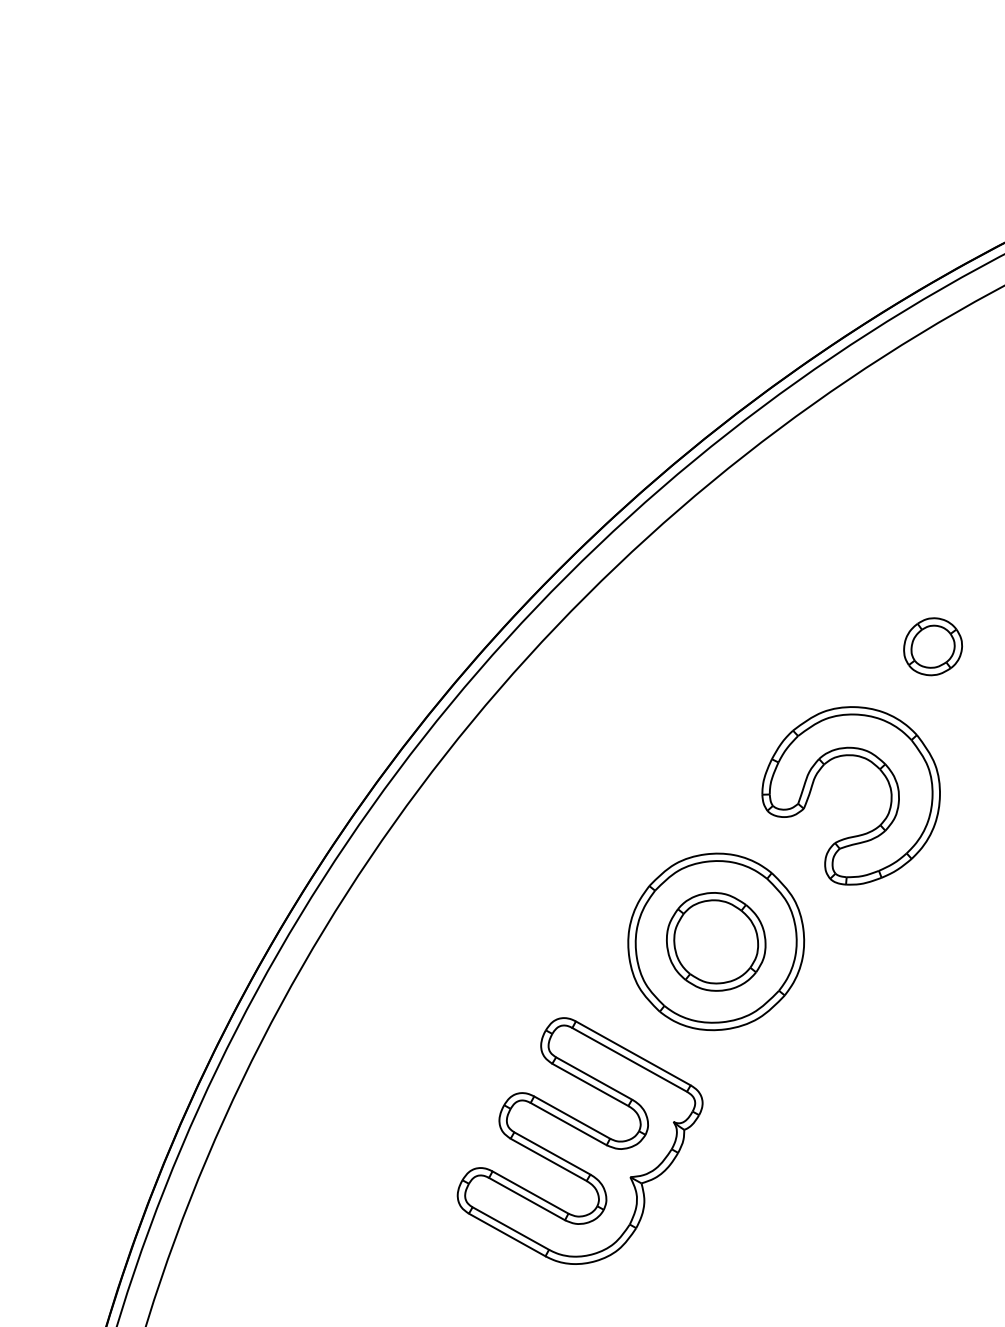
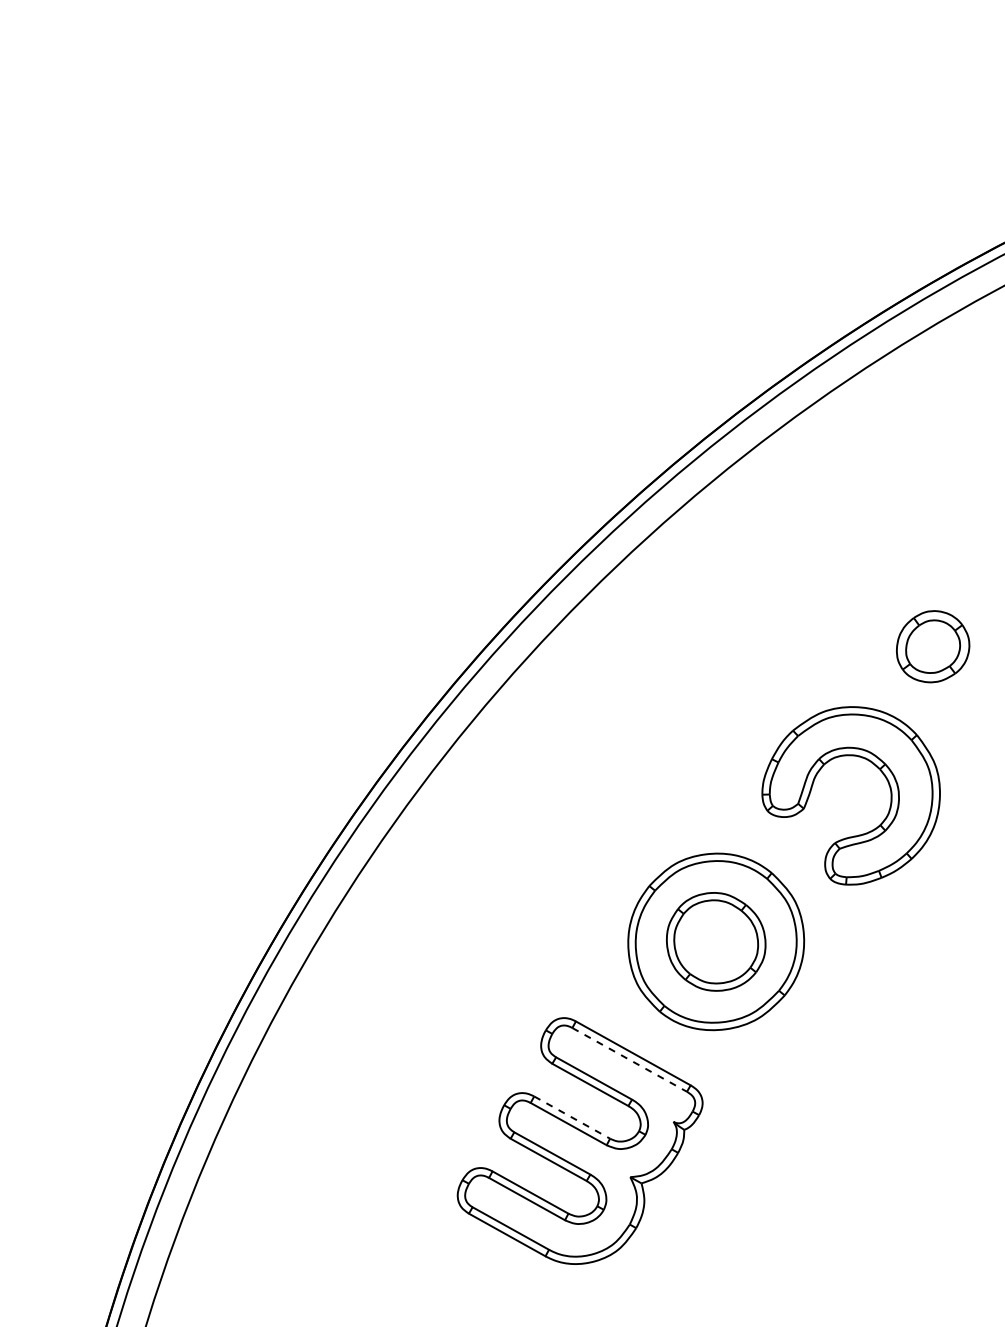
part size: 60x60 px -> 75x74 px (933, 646)
line: solid -> dashed (629, 1059)
line: solid -> dashed (572, 1117)
